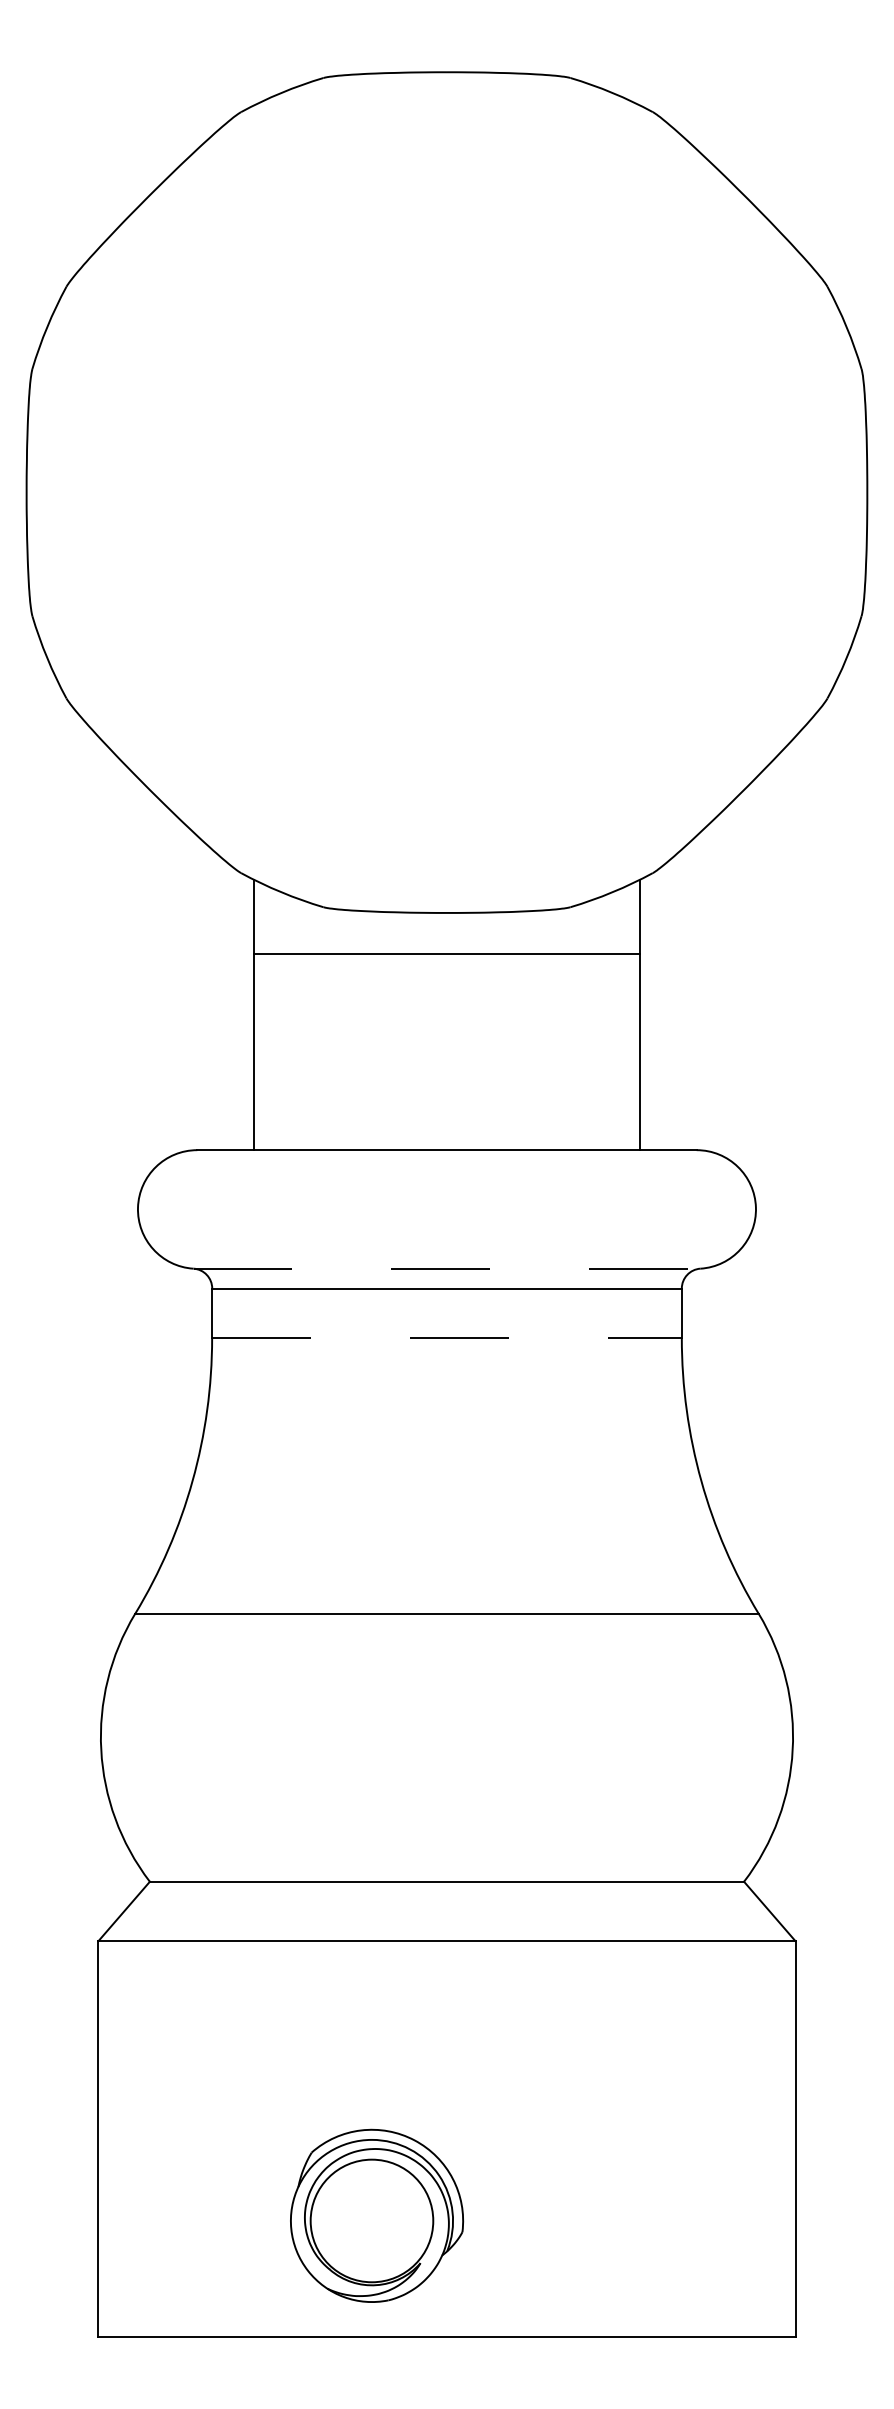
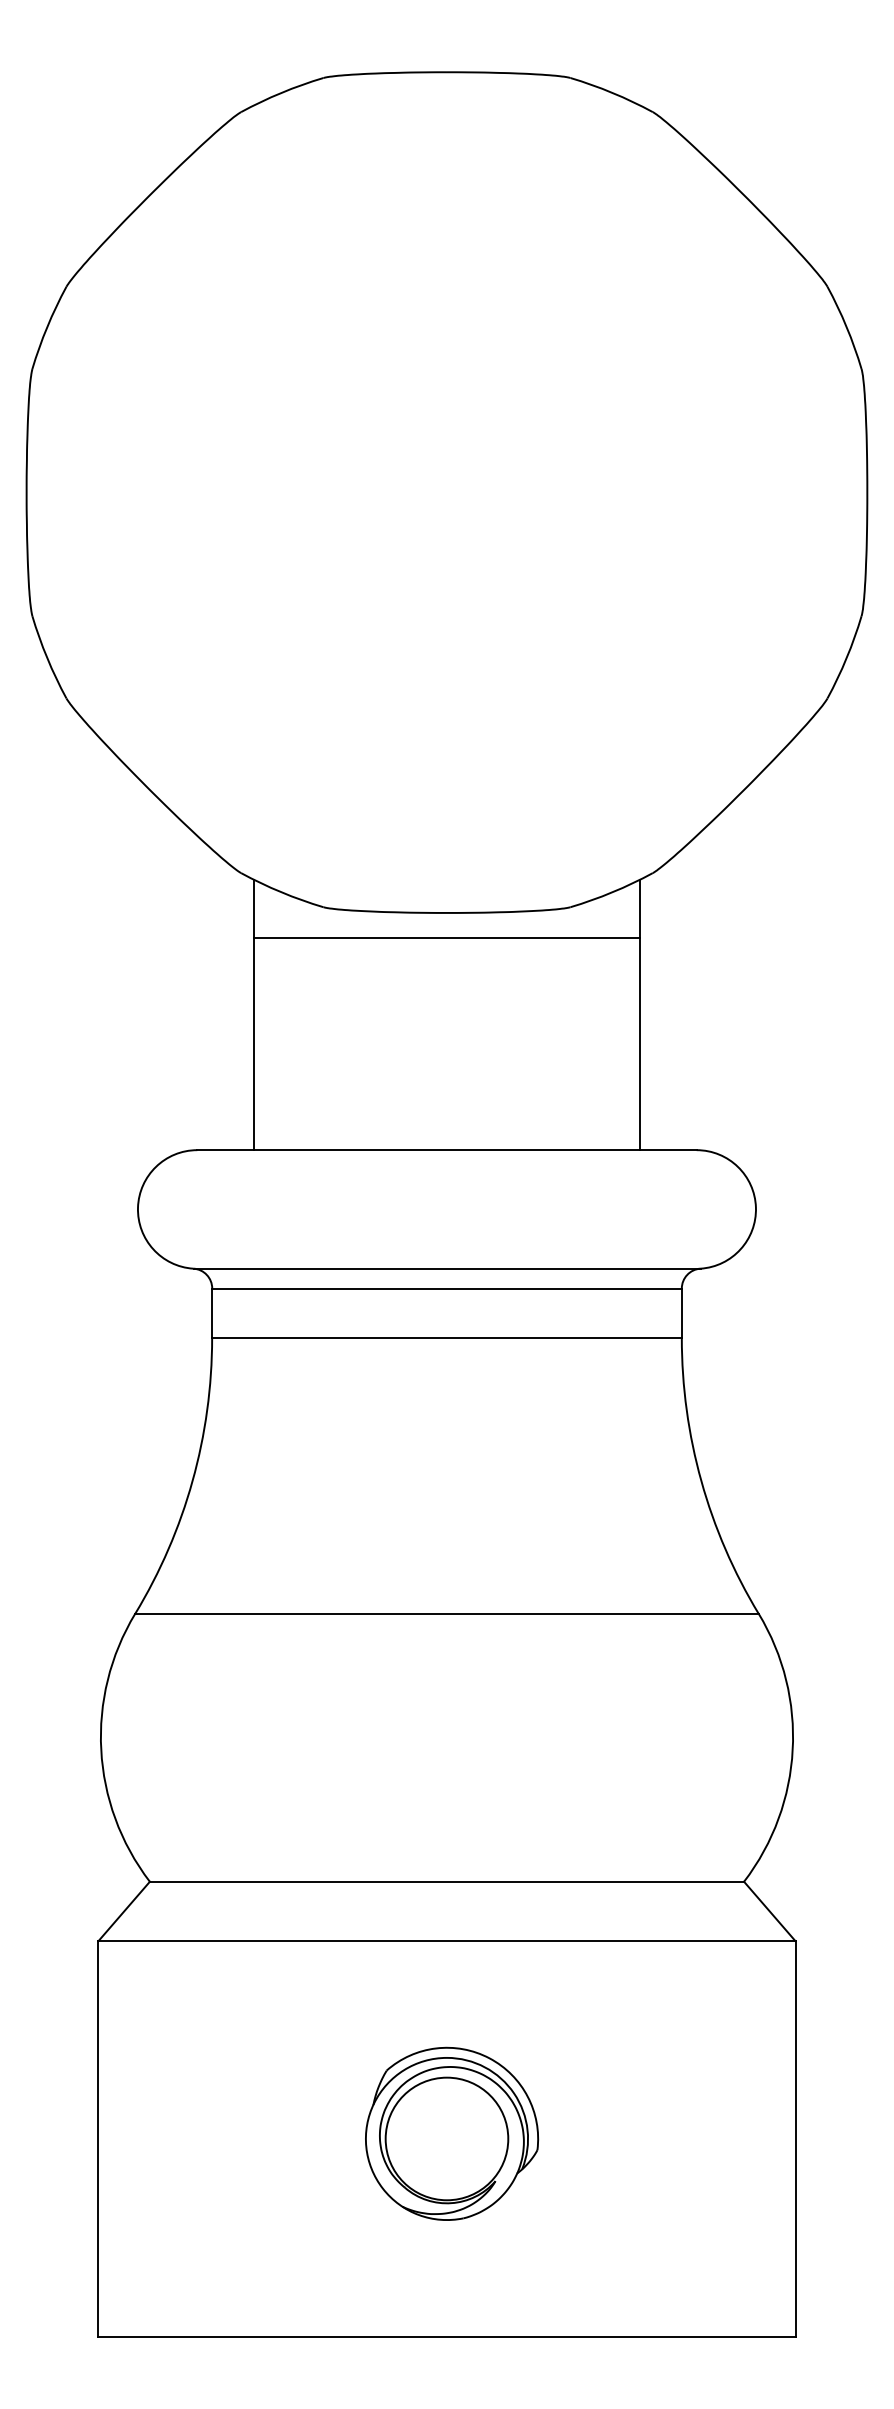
line position: (446, 953) -> (446, 937) (446, 937)
line: dashed -> solid (447, 1268)
line: dashed -> solid (446, 1338)
part position: (377, 2215) -> (452, 2133) (452, 2133)
